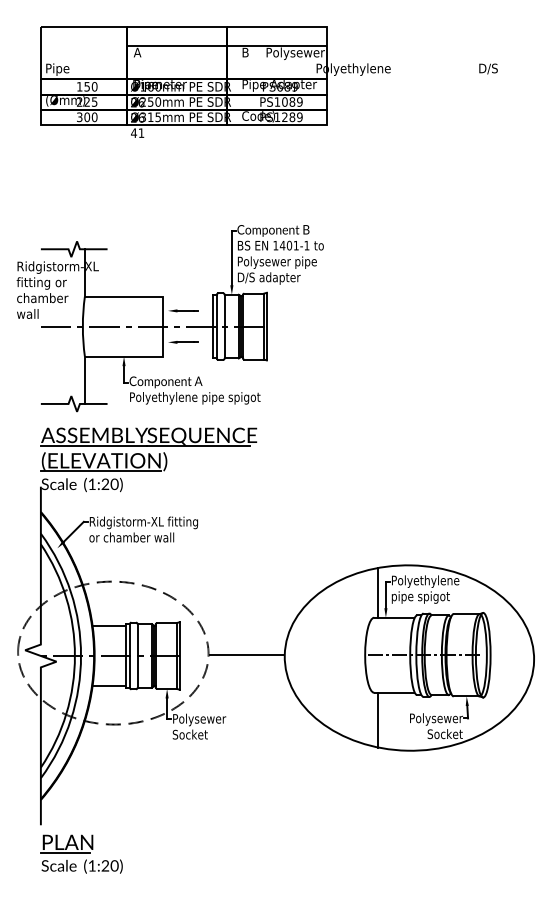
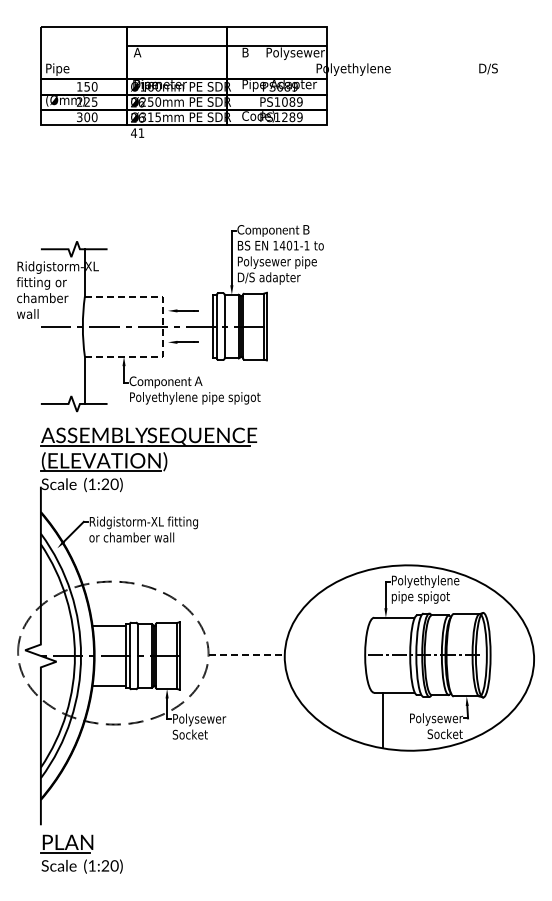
line: solid -> dashed (163, 326)
line: present -> none (378, 592)
line: solid -> dashed (247, 655)
line position: (378, 719) -> (383, 719) (383, 719)
